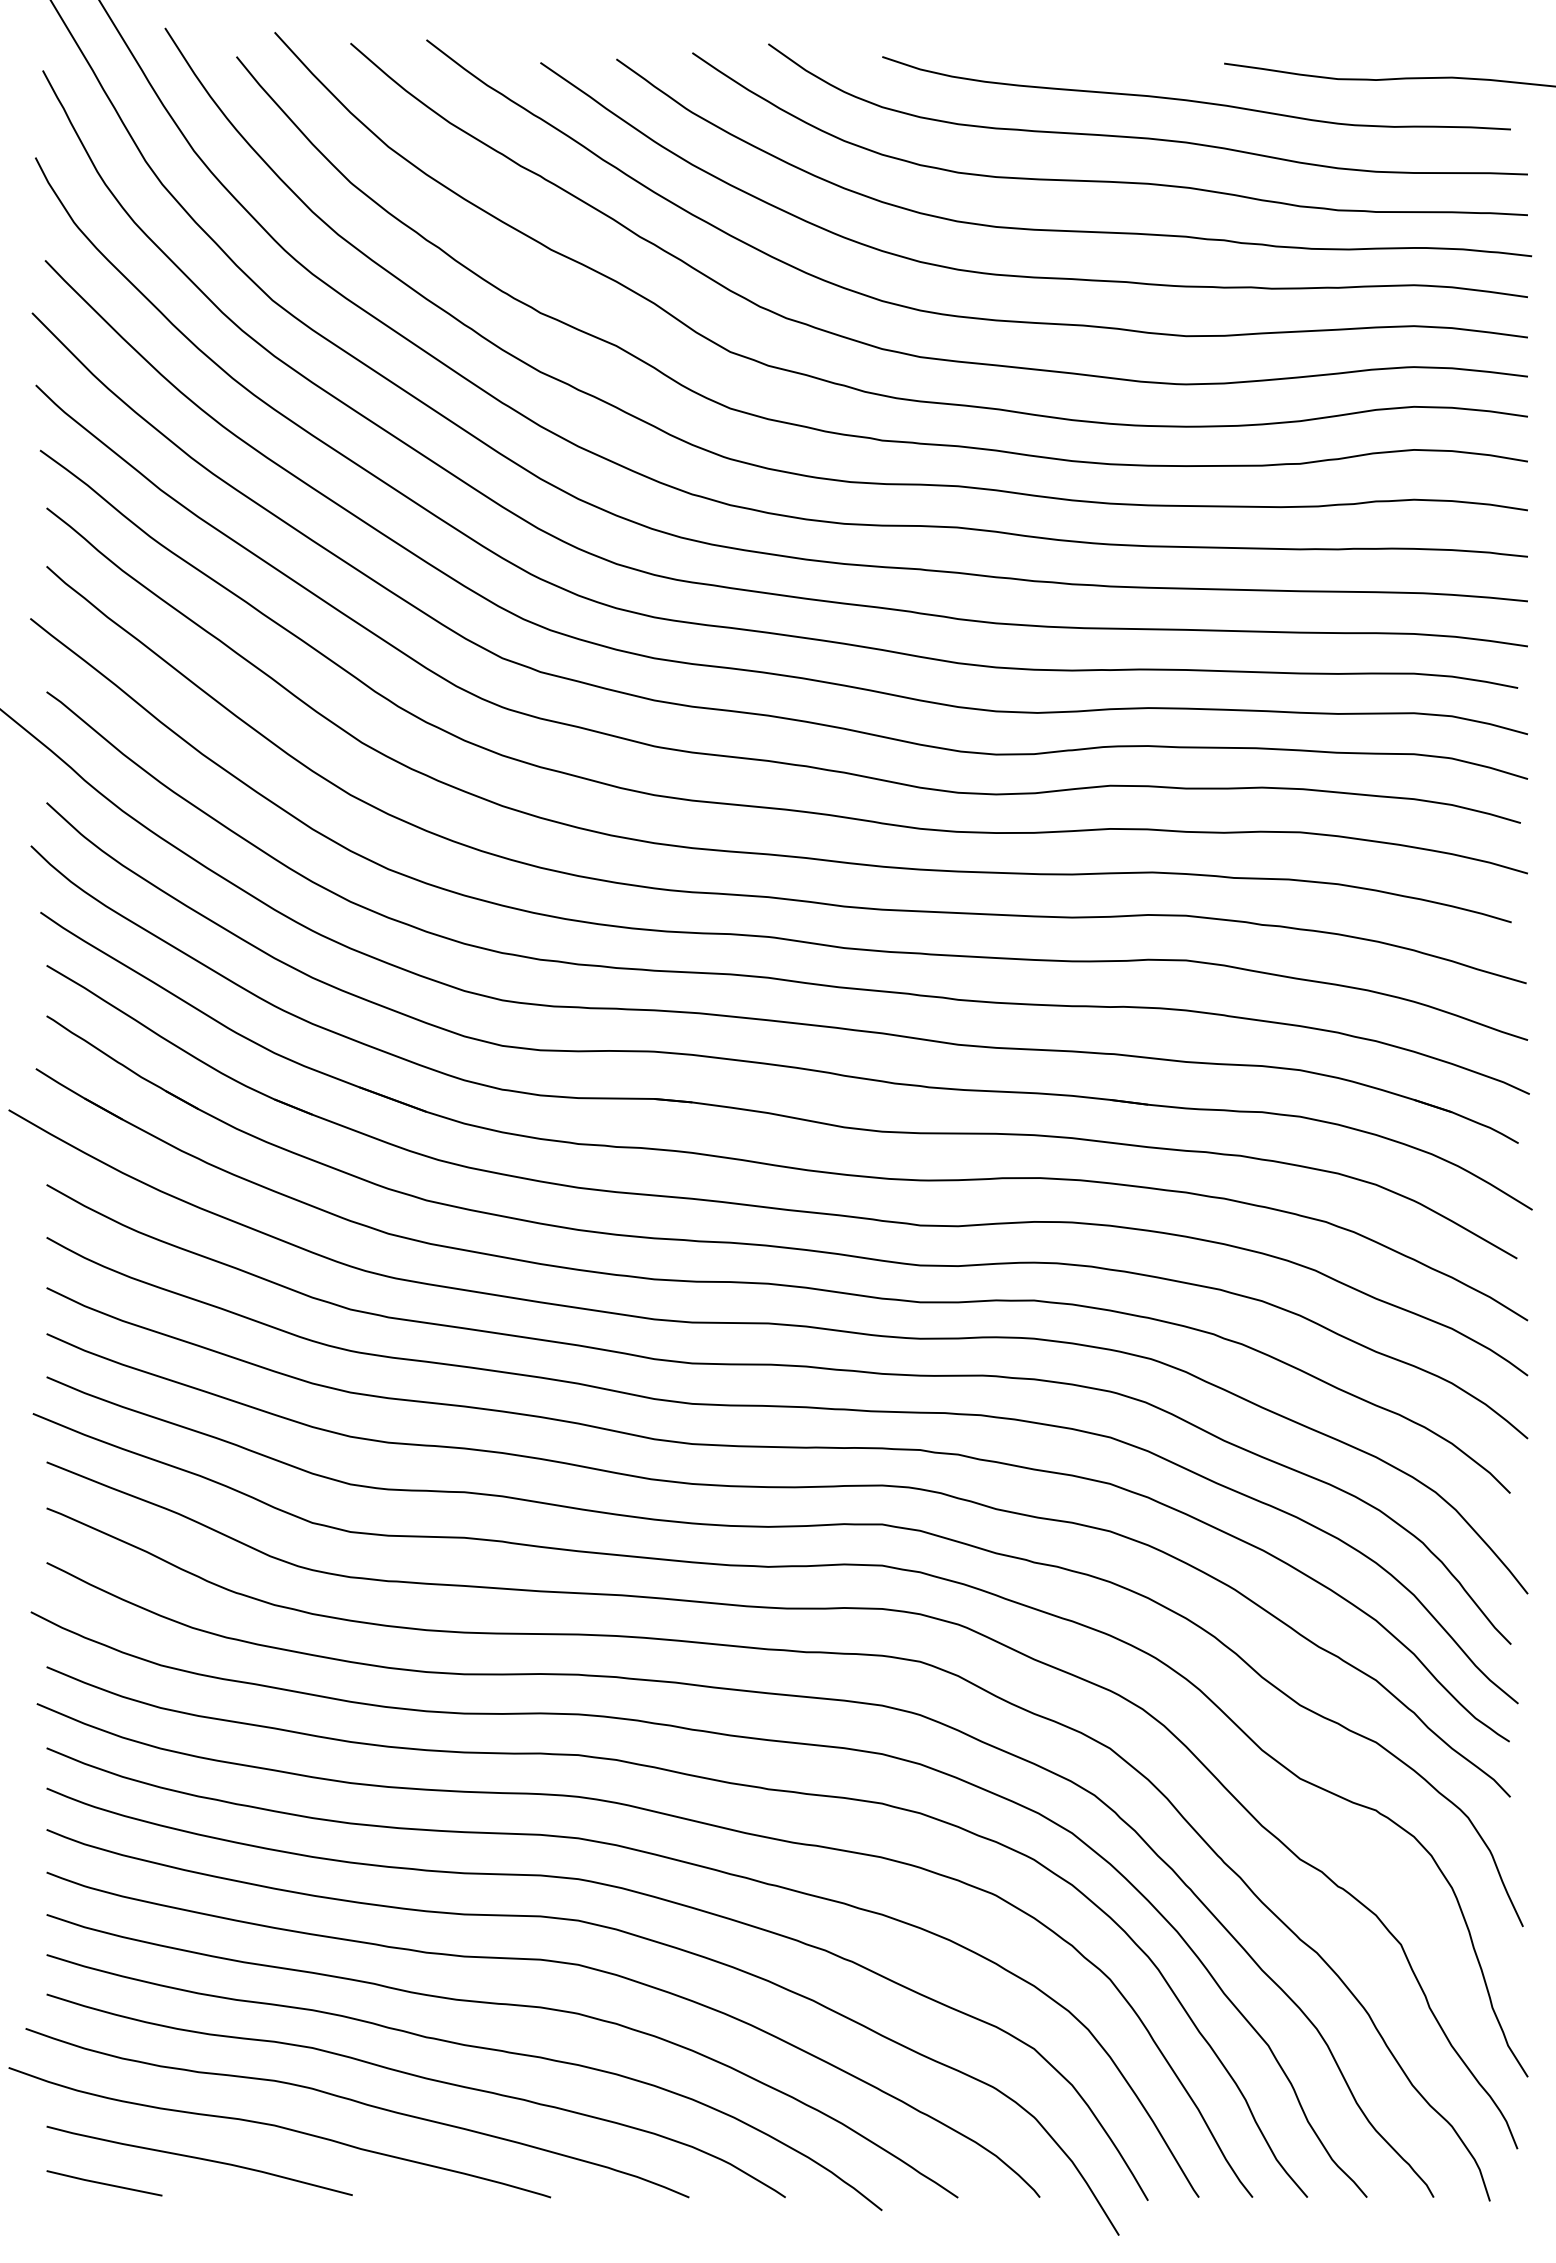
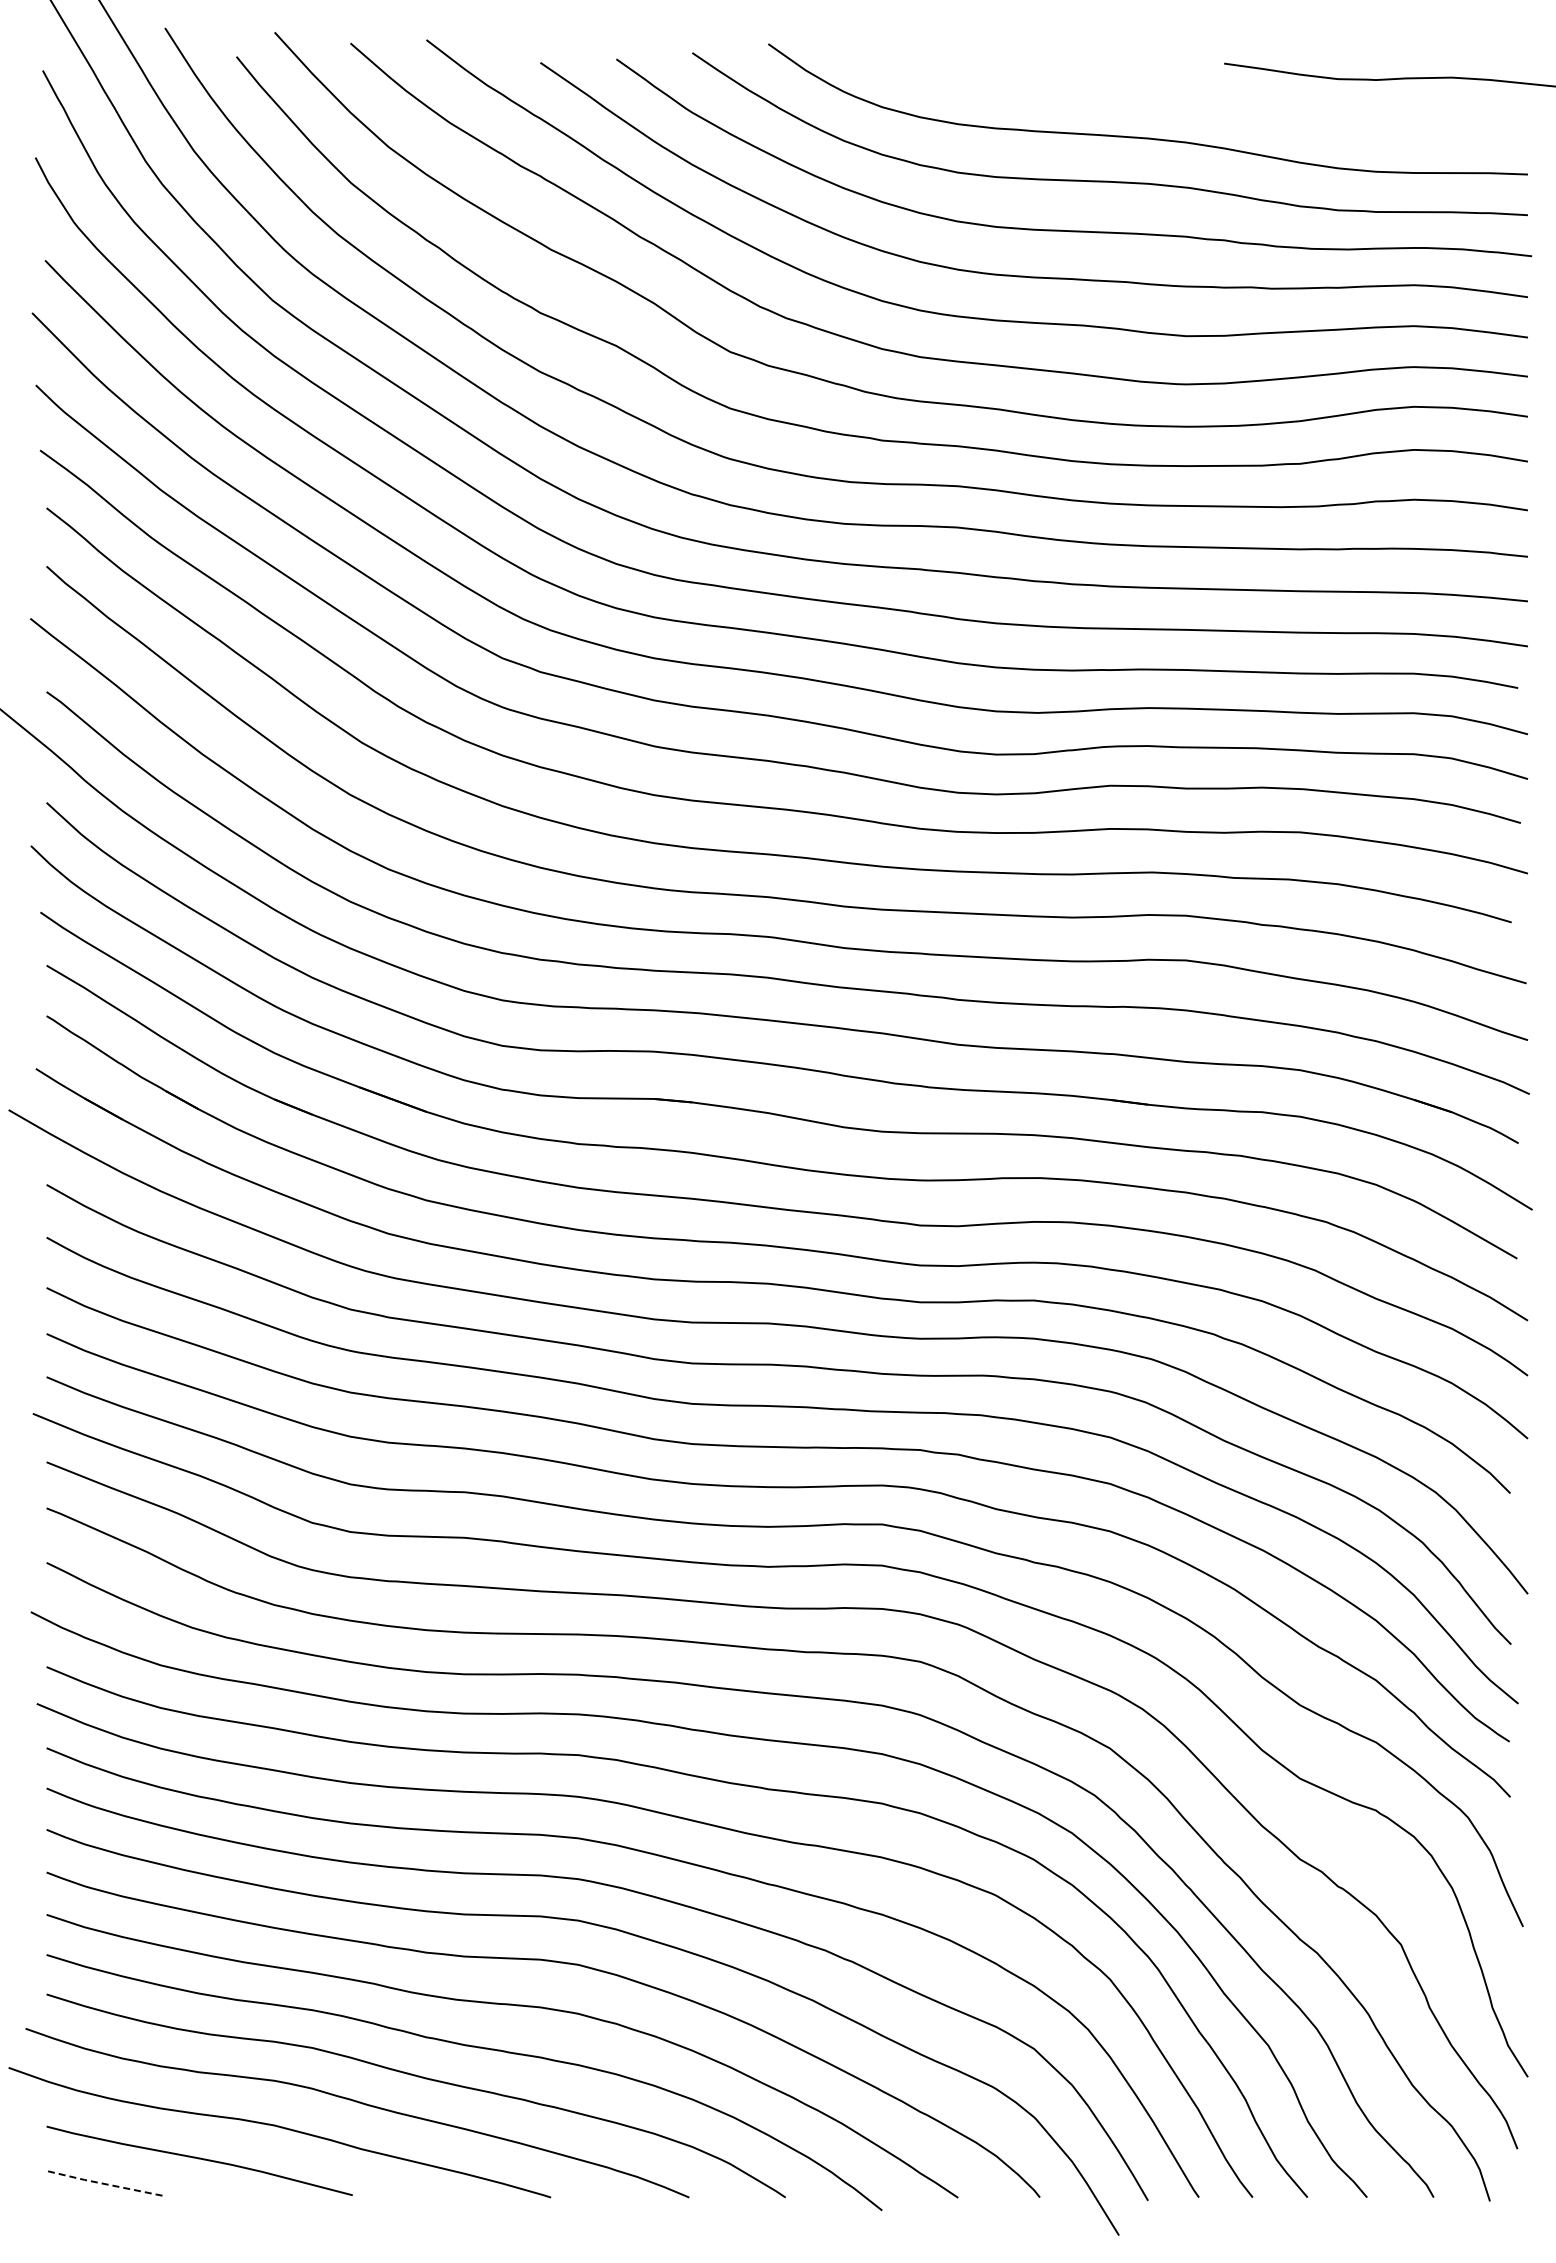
curve: present -> none (1196, 100)
line: solid -> dashed (103, 2183)
